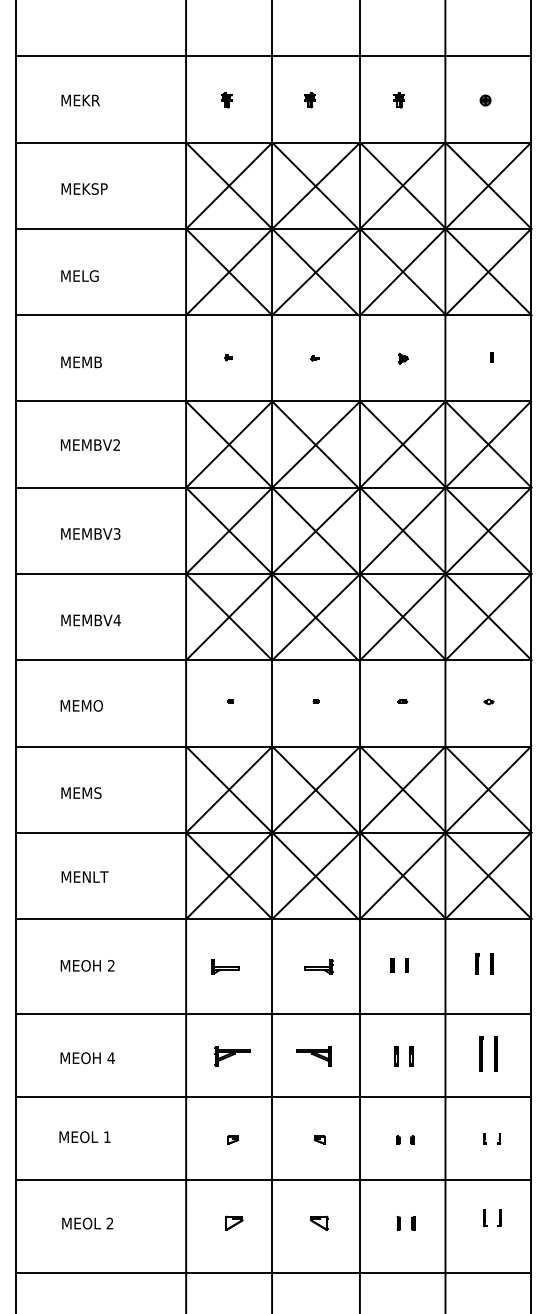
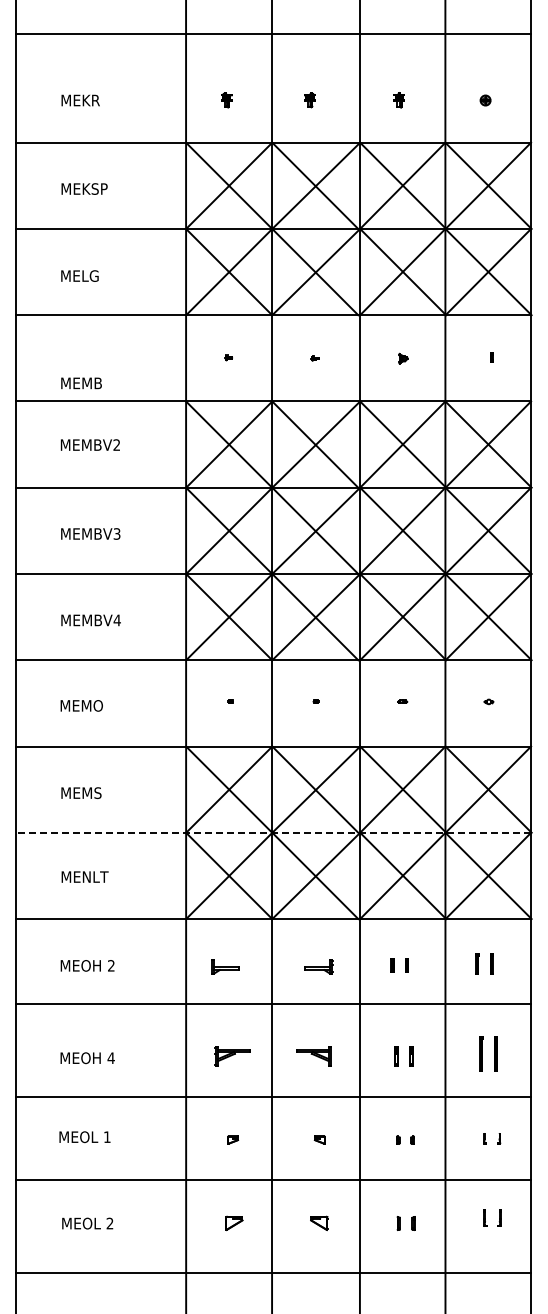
line position: (273, 56) -> (273, 34) (273, 34)
text position: (81, 362) -> (81, 383) (81, 383)
line: solid -> dashed (273, 832)
line position: (273, 1013) -> (273, 1003) (273, 1003)
